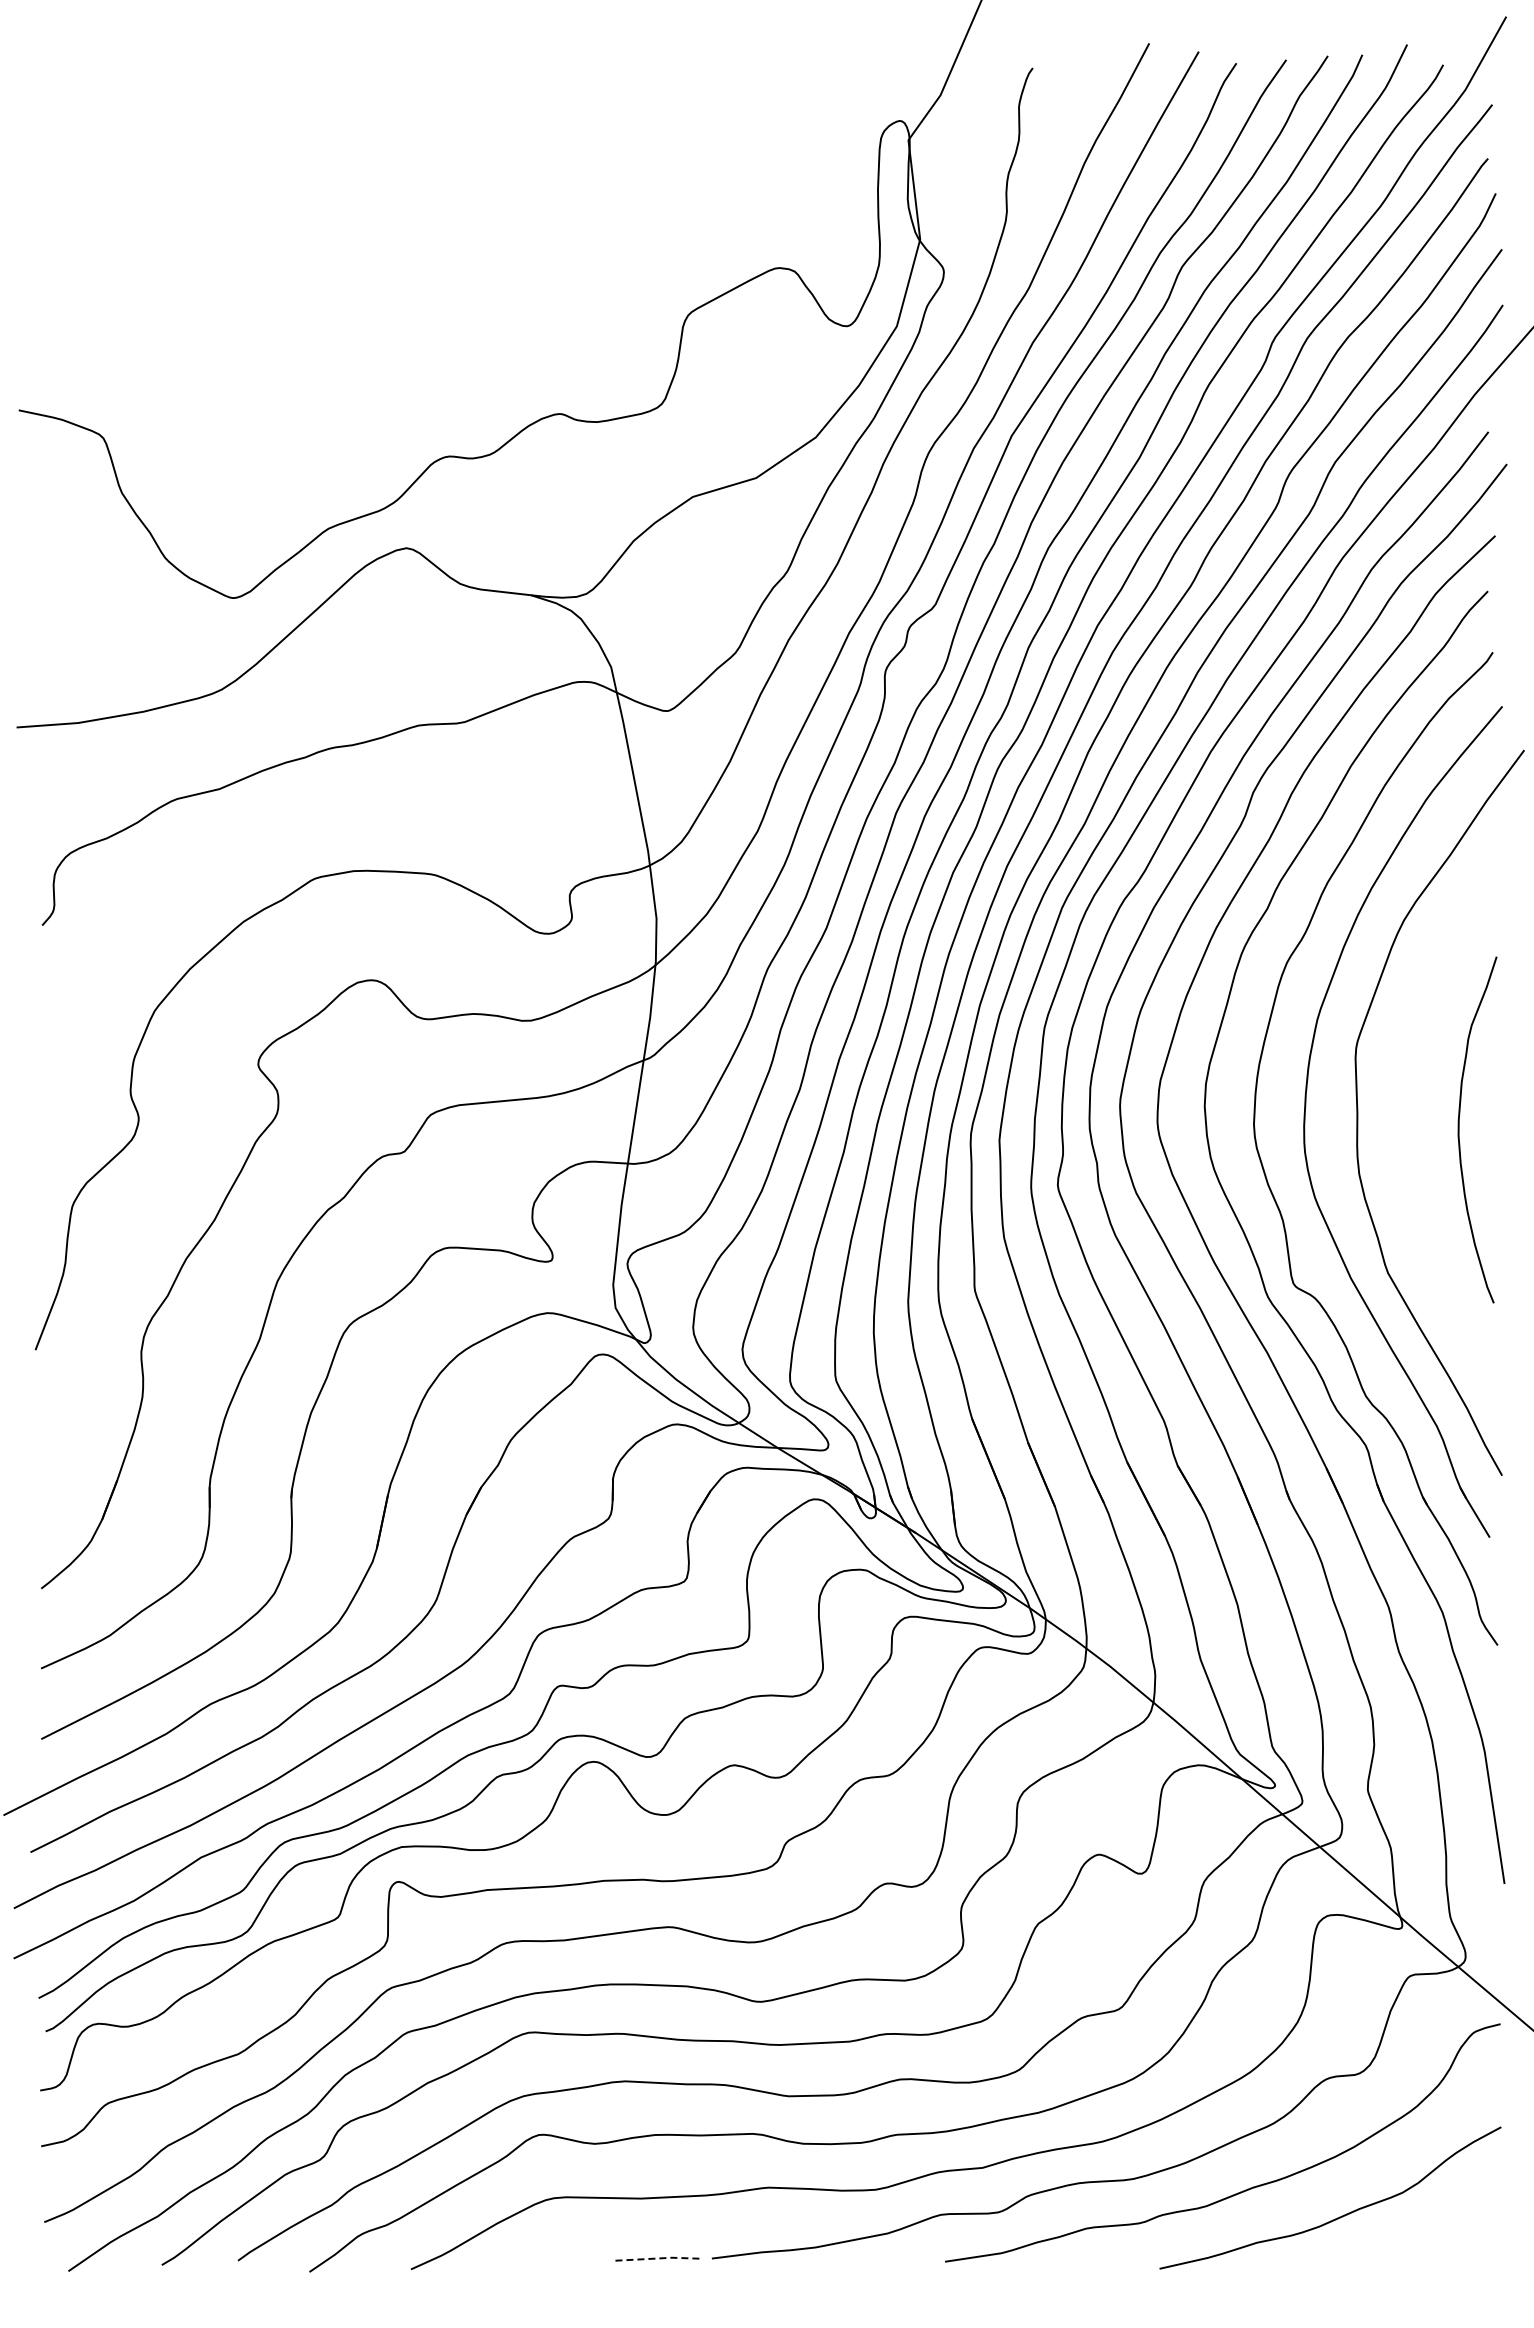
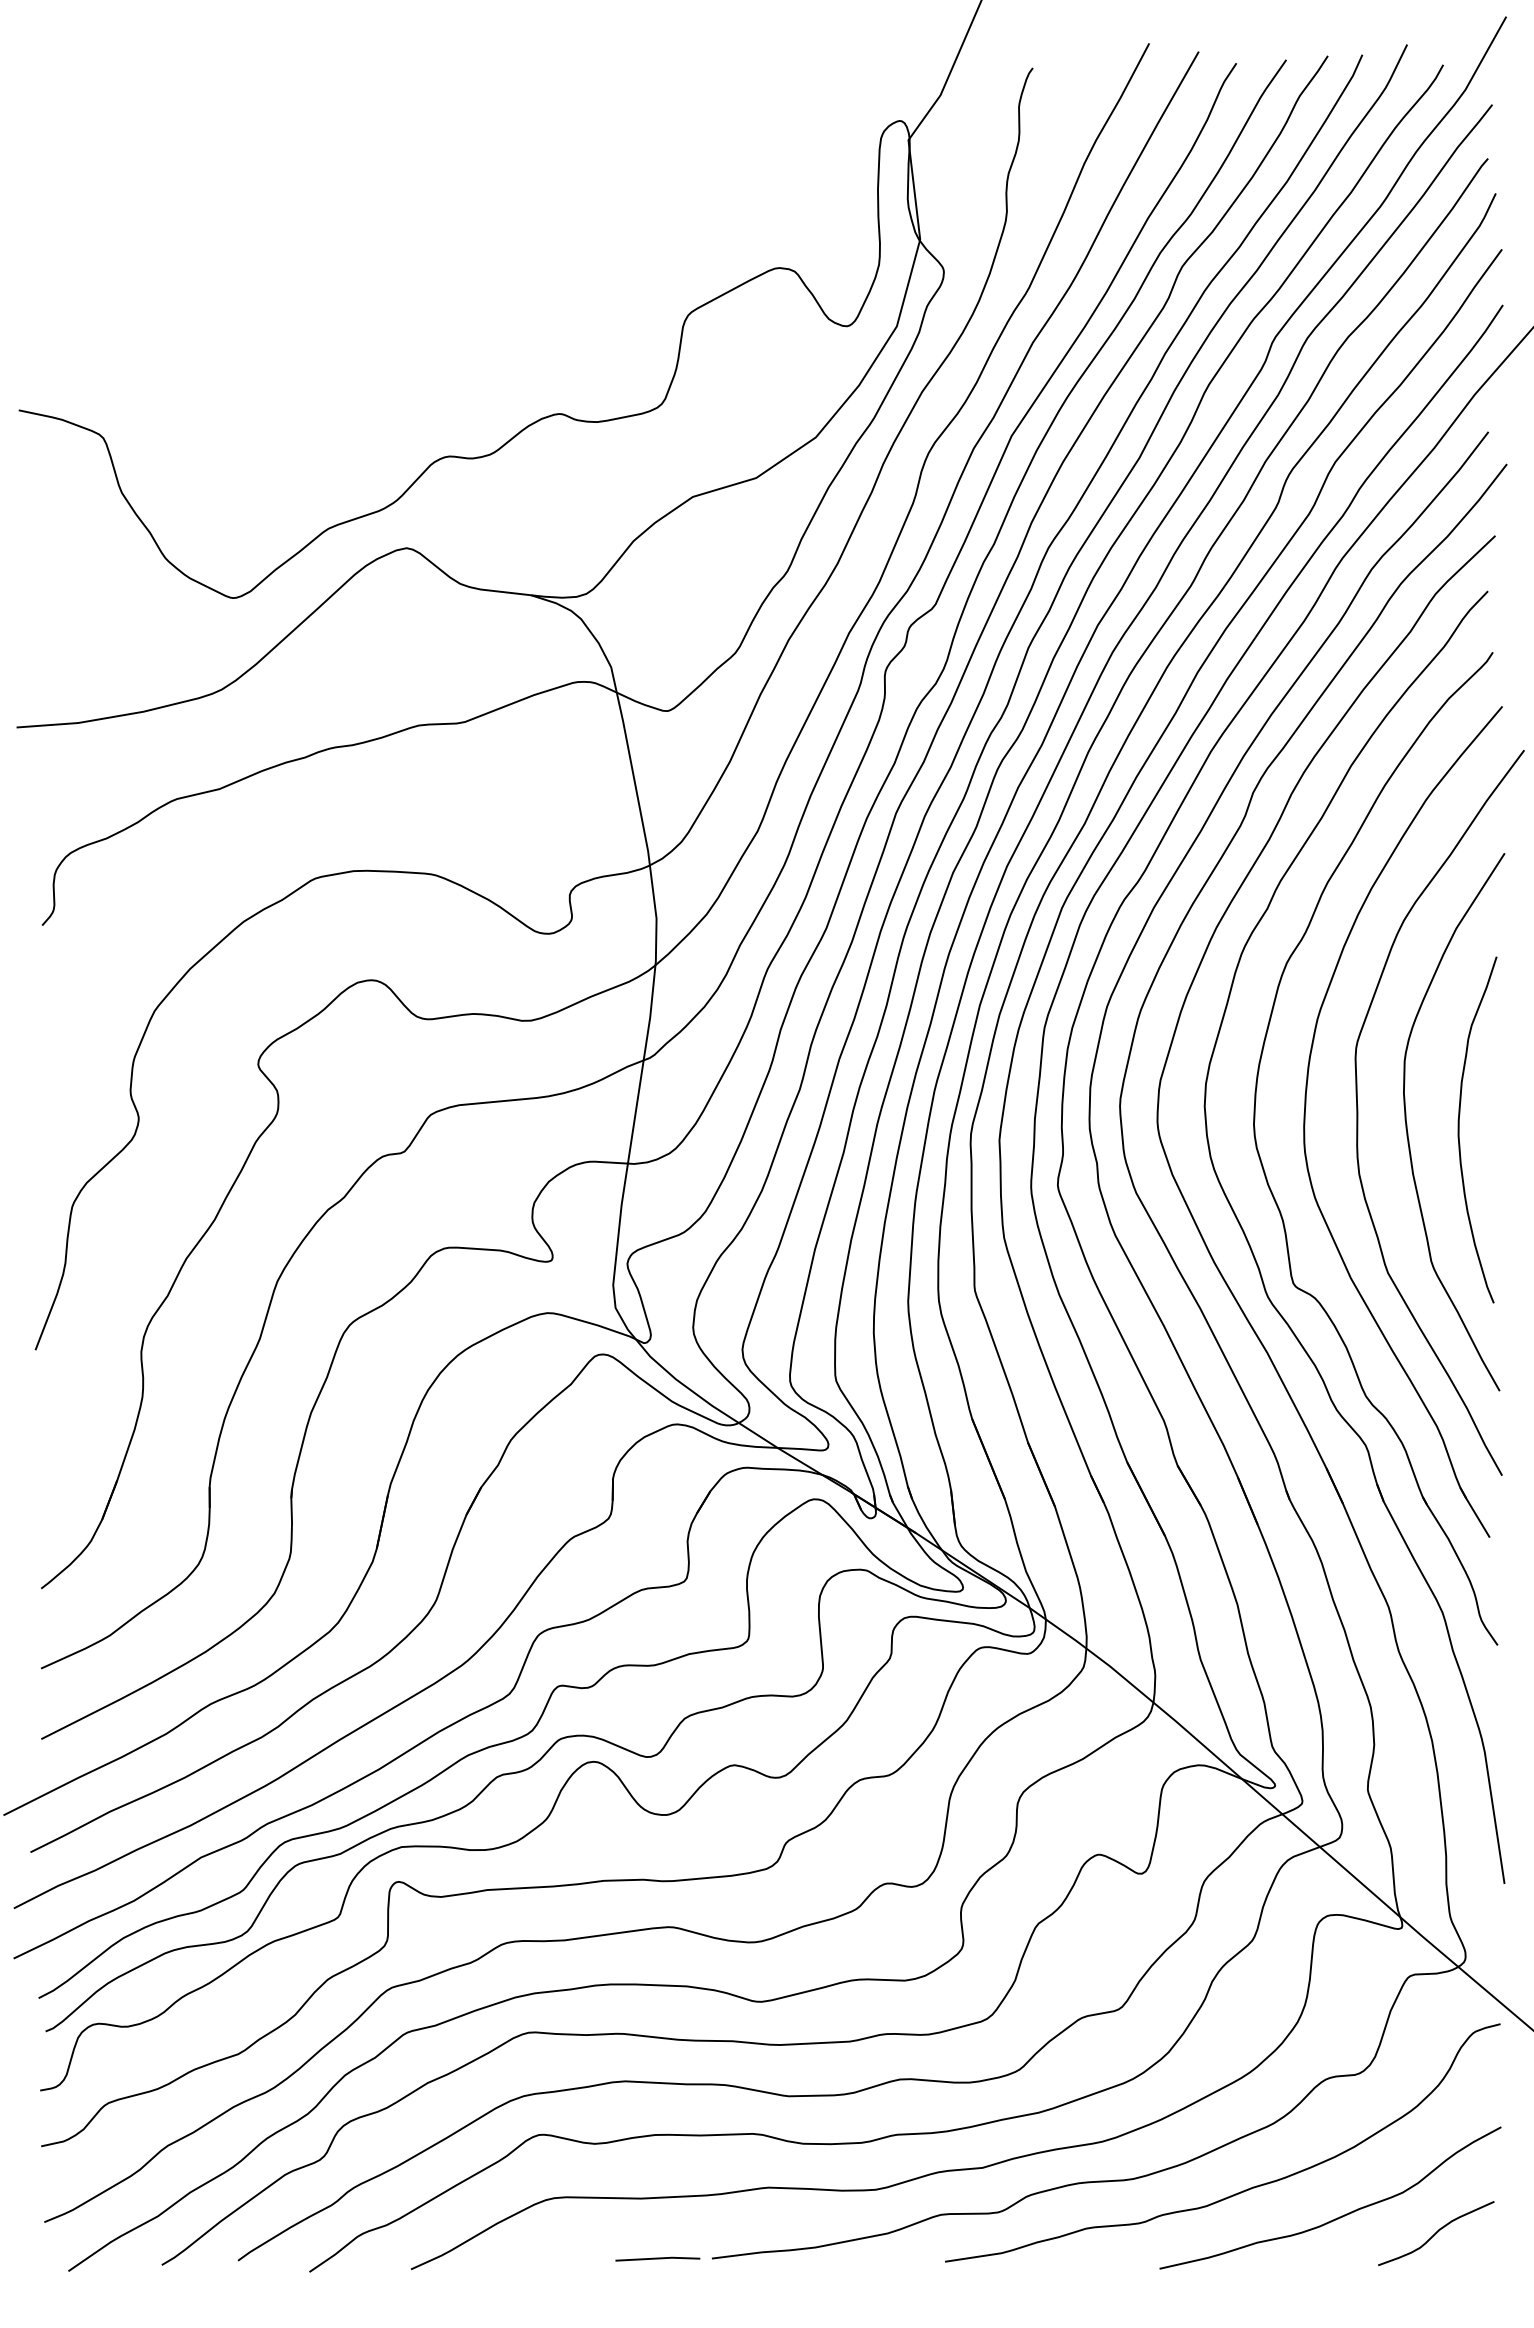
curve: none -> present (1407, 1123)
curve: none -> present (1436, 2233)
line: dashed -> solid (659, 2258)
